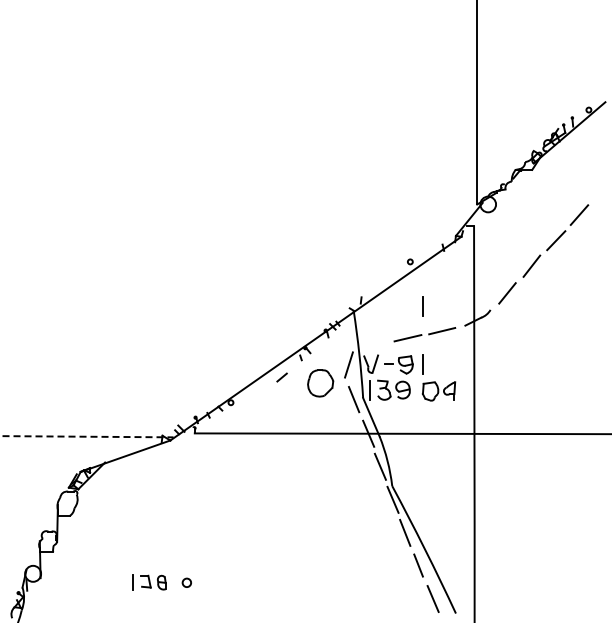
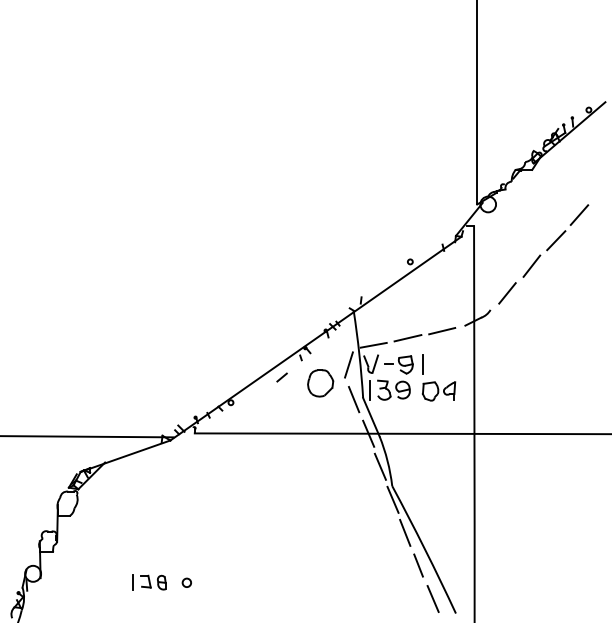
line: present -> none (422, 306)
line: none -> present (373, 344)
line: dashed -> solid (87, 436)
